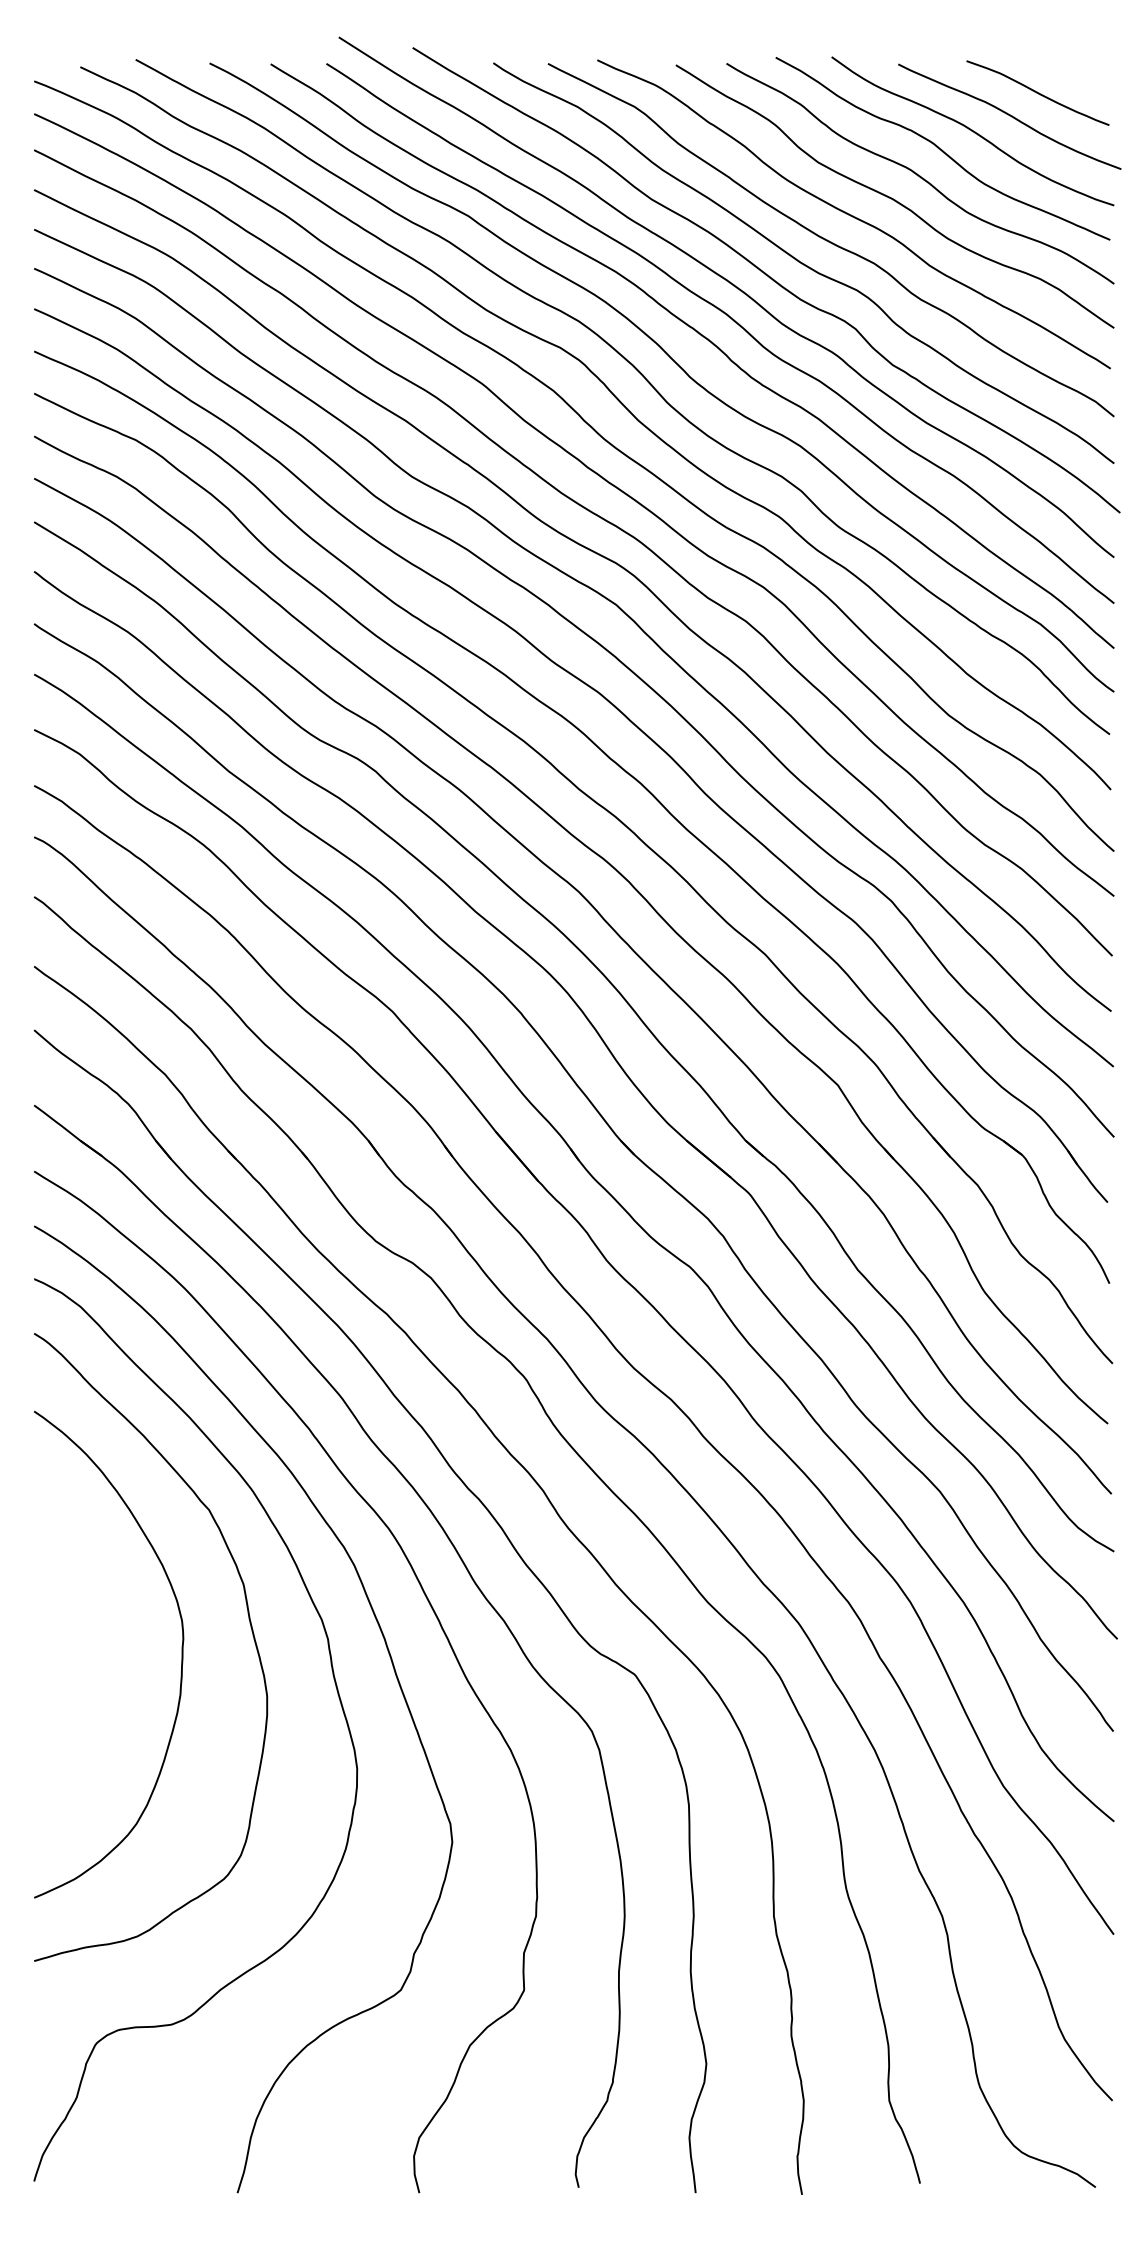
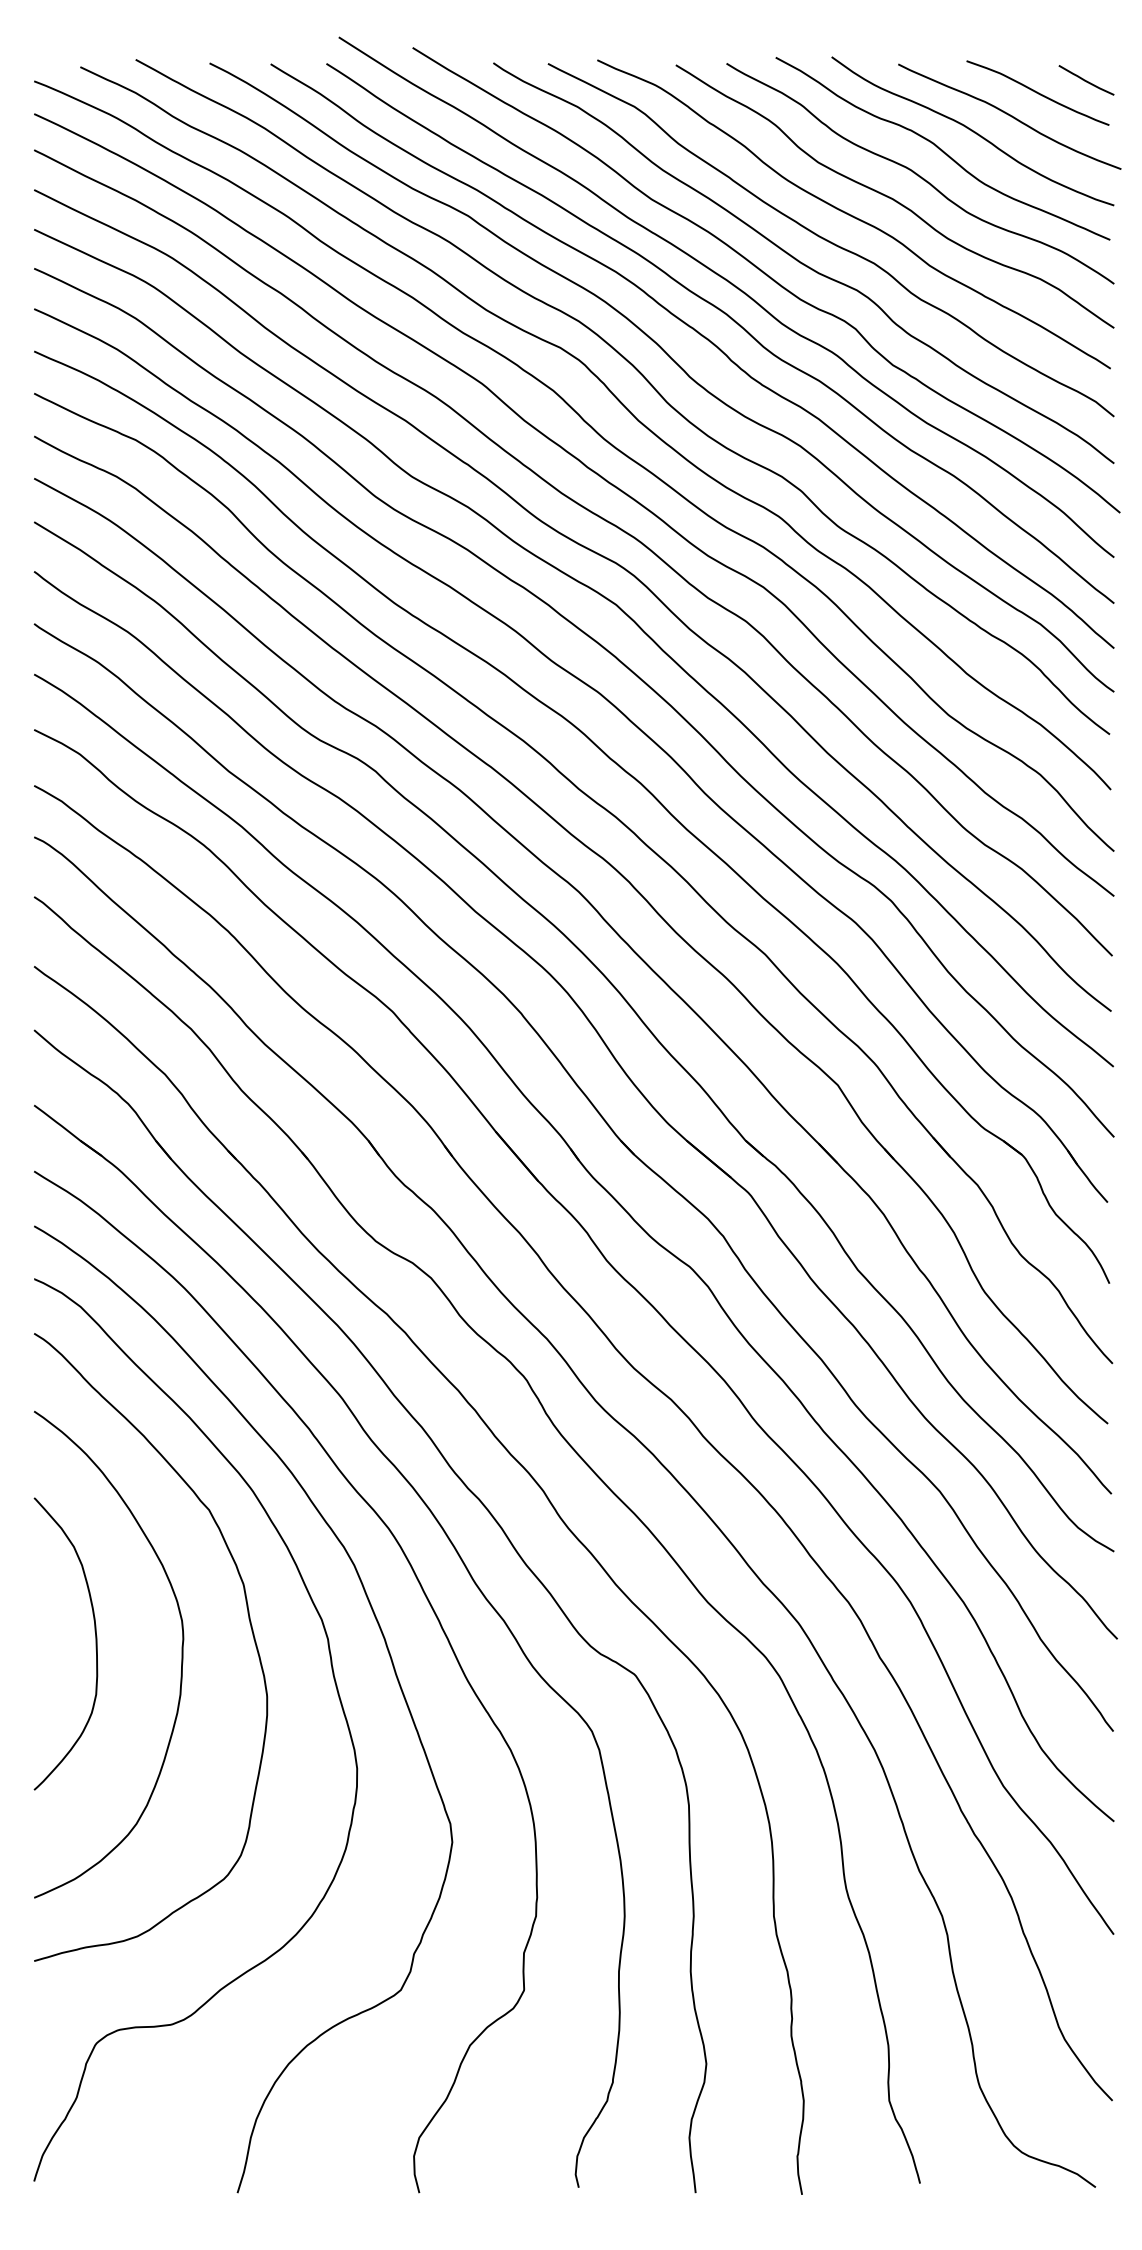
curve: none -> present (1086, 80)
curve: none -> present (95, 1643)
